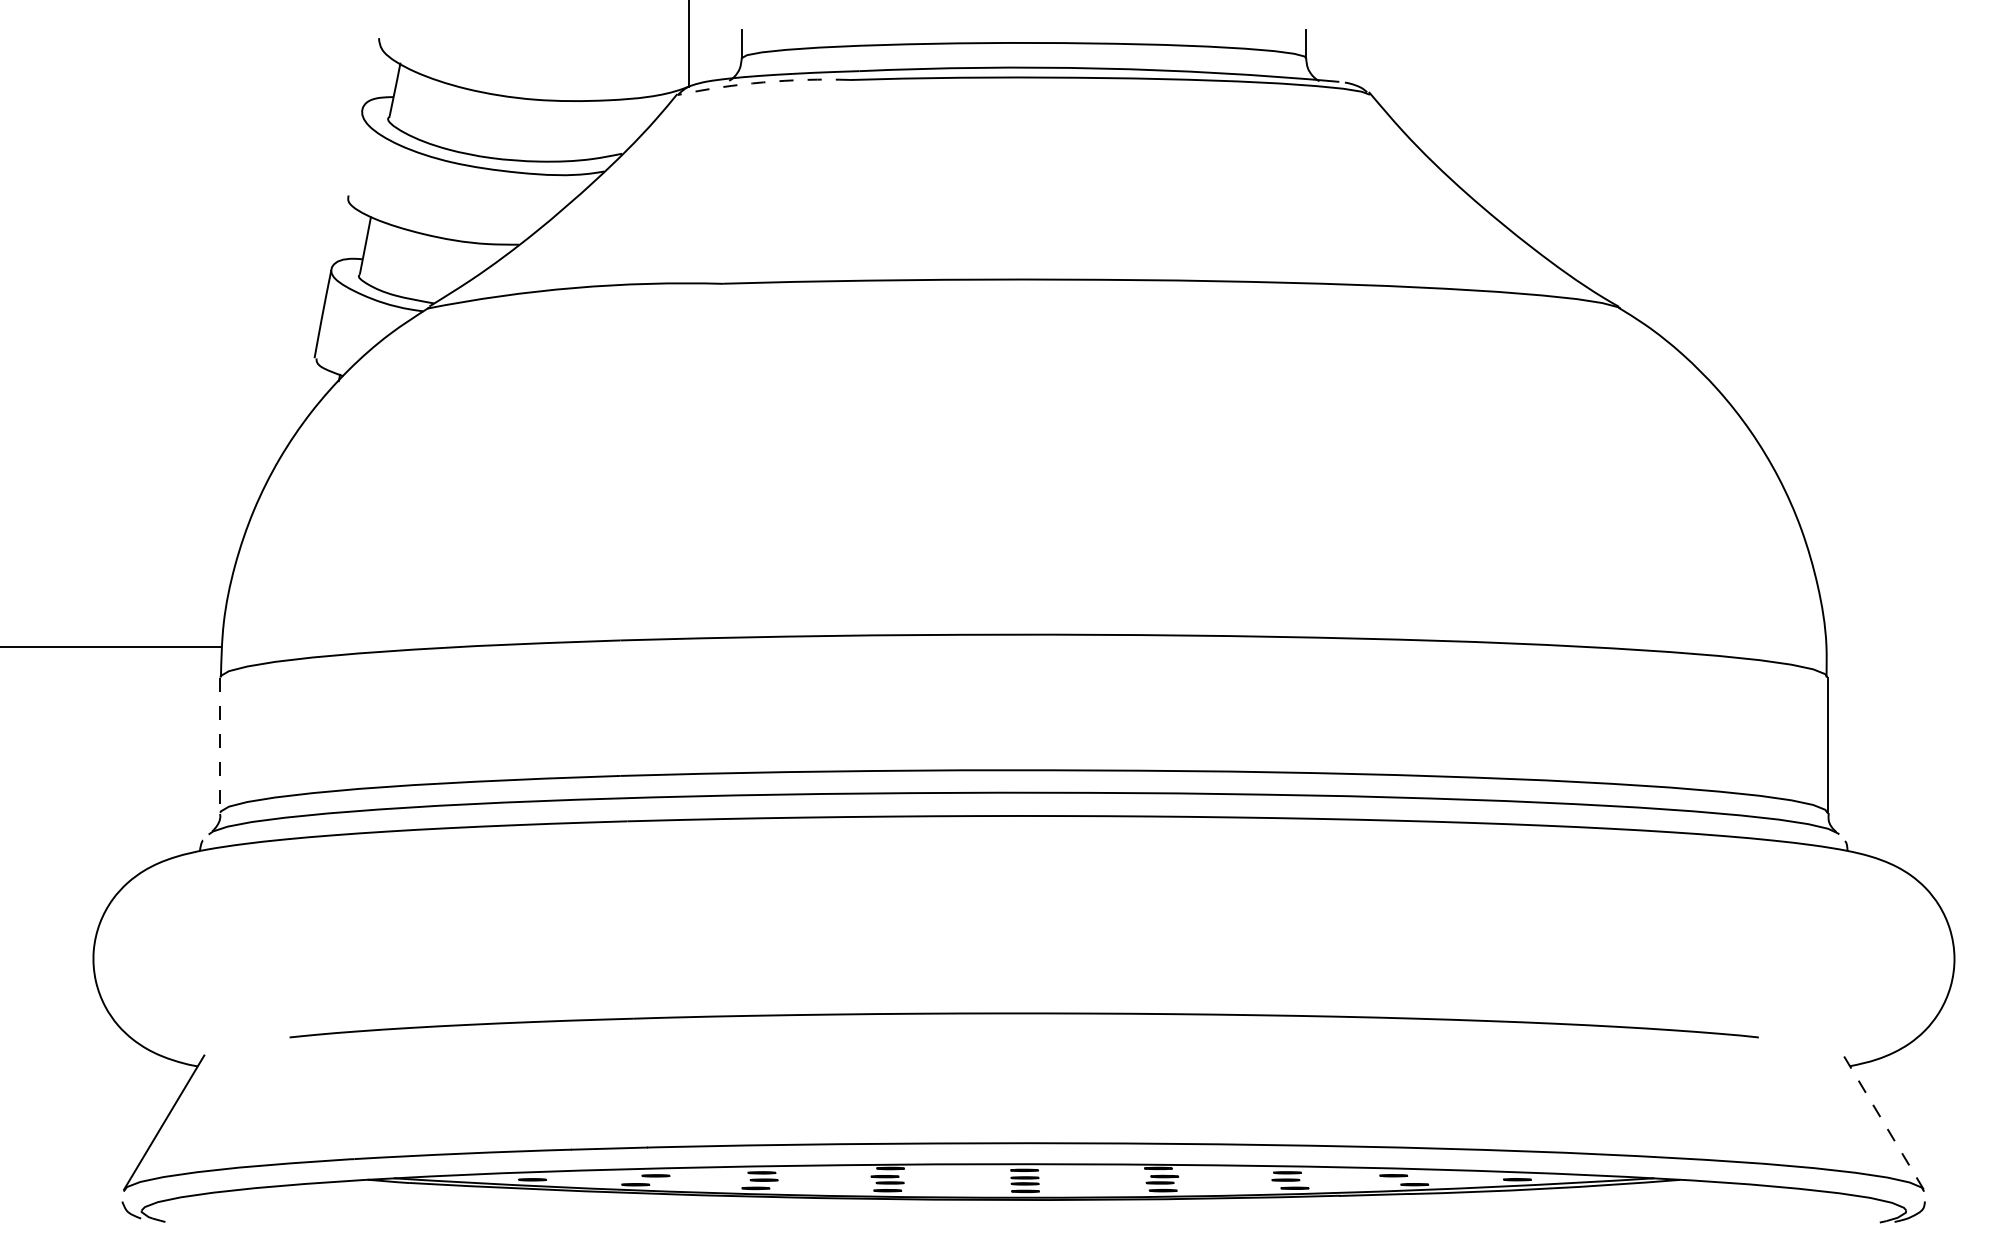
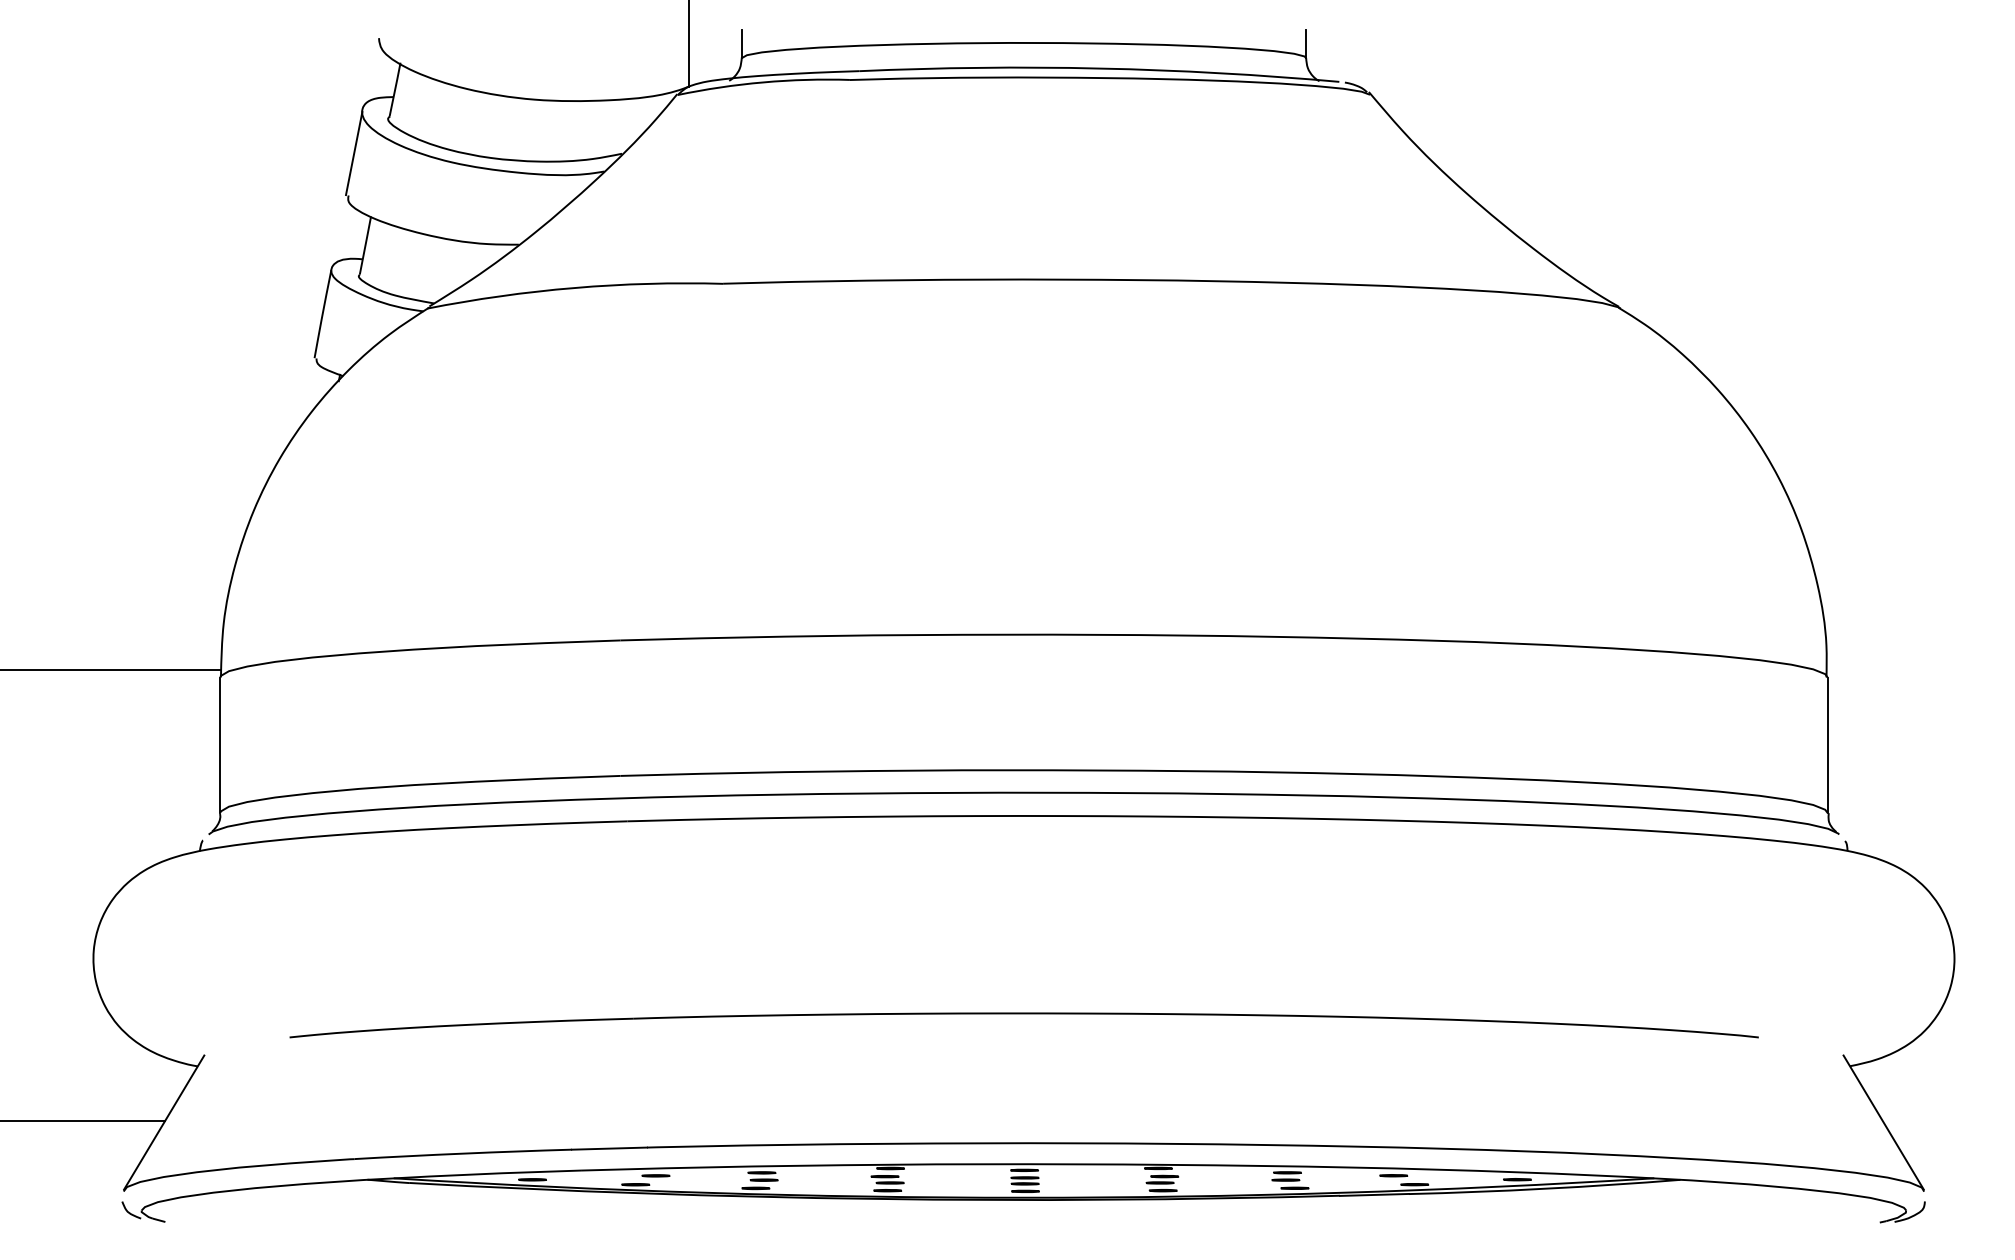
arc: dashed -> solid (763, 82)
line: none -> present (354, 153)
line position: (111, 647) -> (111, 670) (111, 670)
line: dashed -> solid (220, 745)
line: none -> present (83, 1121)
line: dashed -> solid (1883, 1122)
